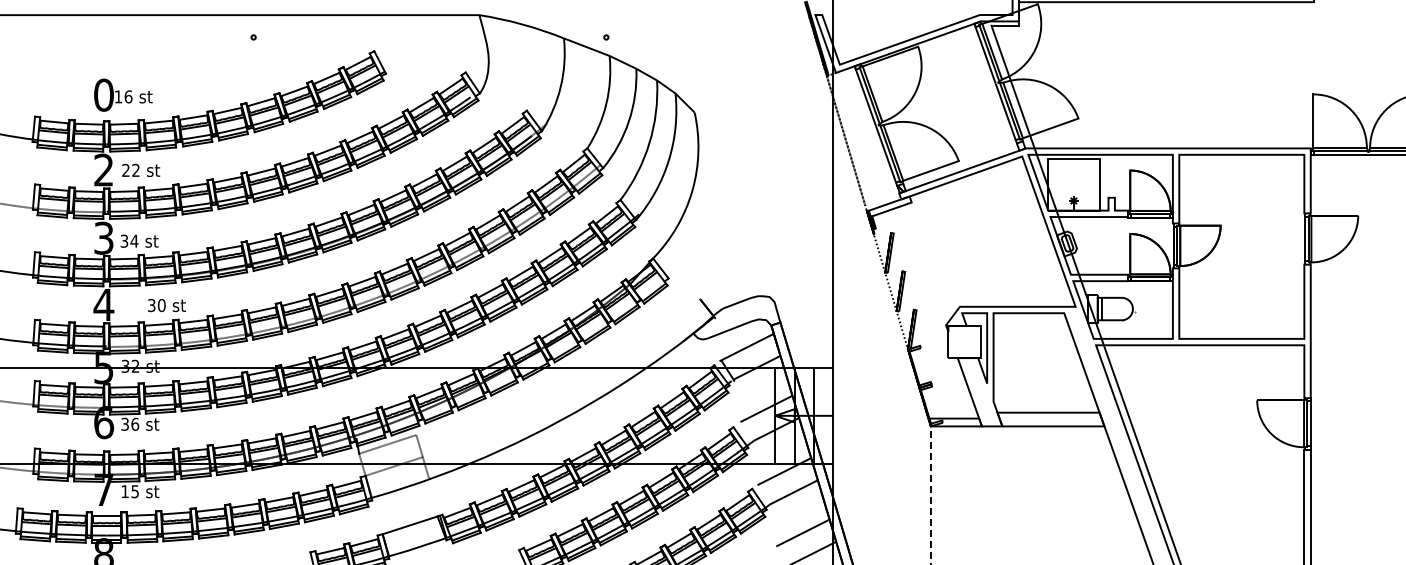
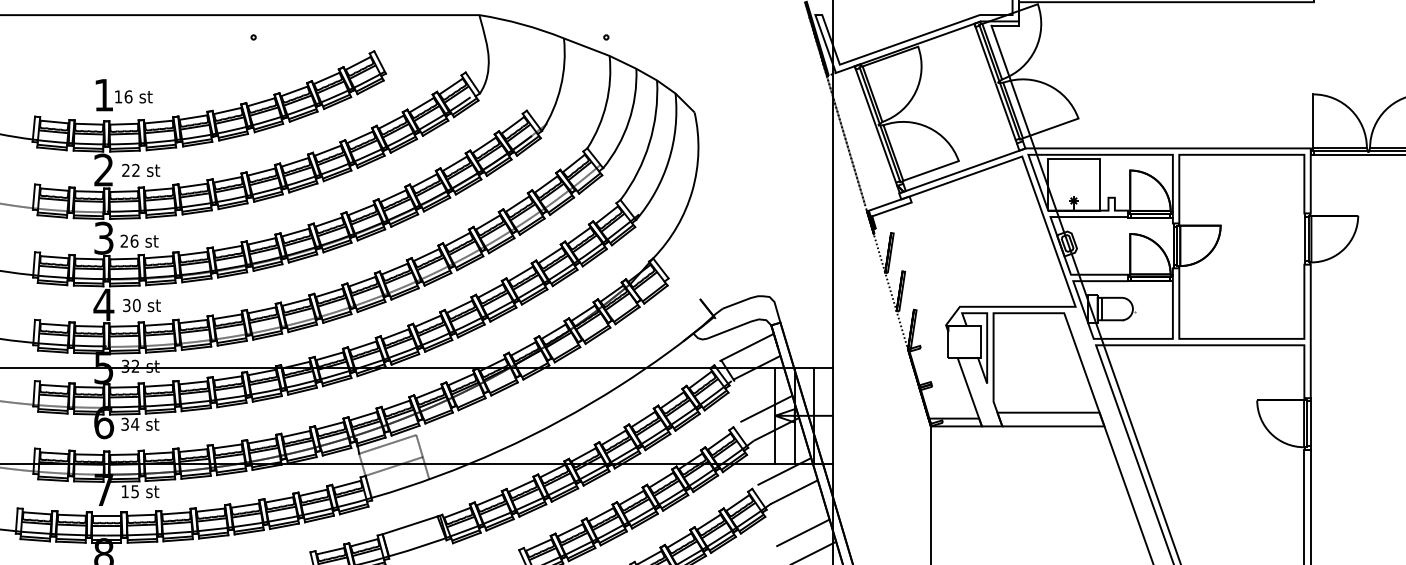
text: 0 -> 1 (103, 94)
text: 34 -> 26 (129, 240)
text position: (166, 305) -> (141, 305) (141, 305)
text: 36 -> 34 (135, 423)
line: dashed -> solid (930, 495)
